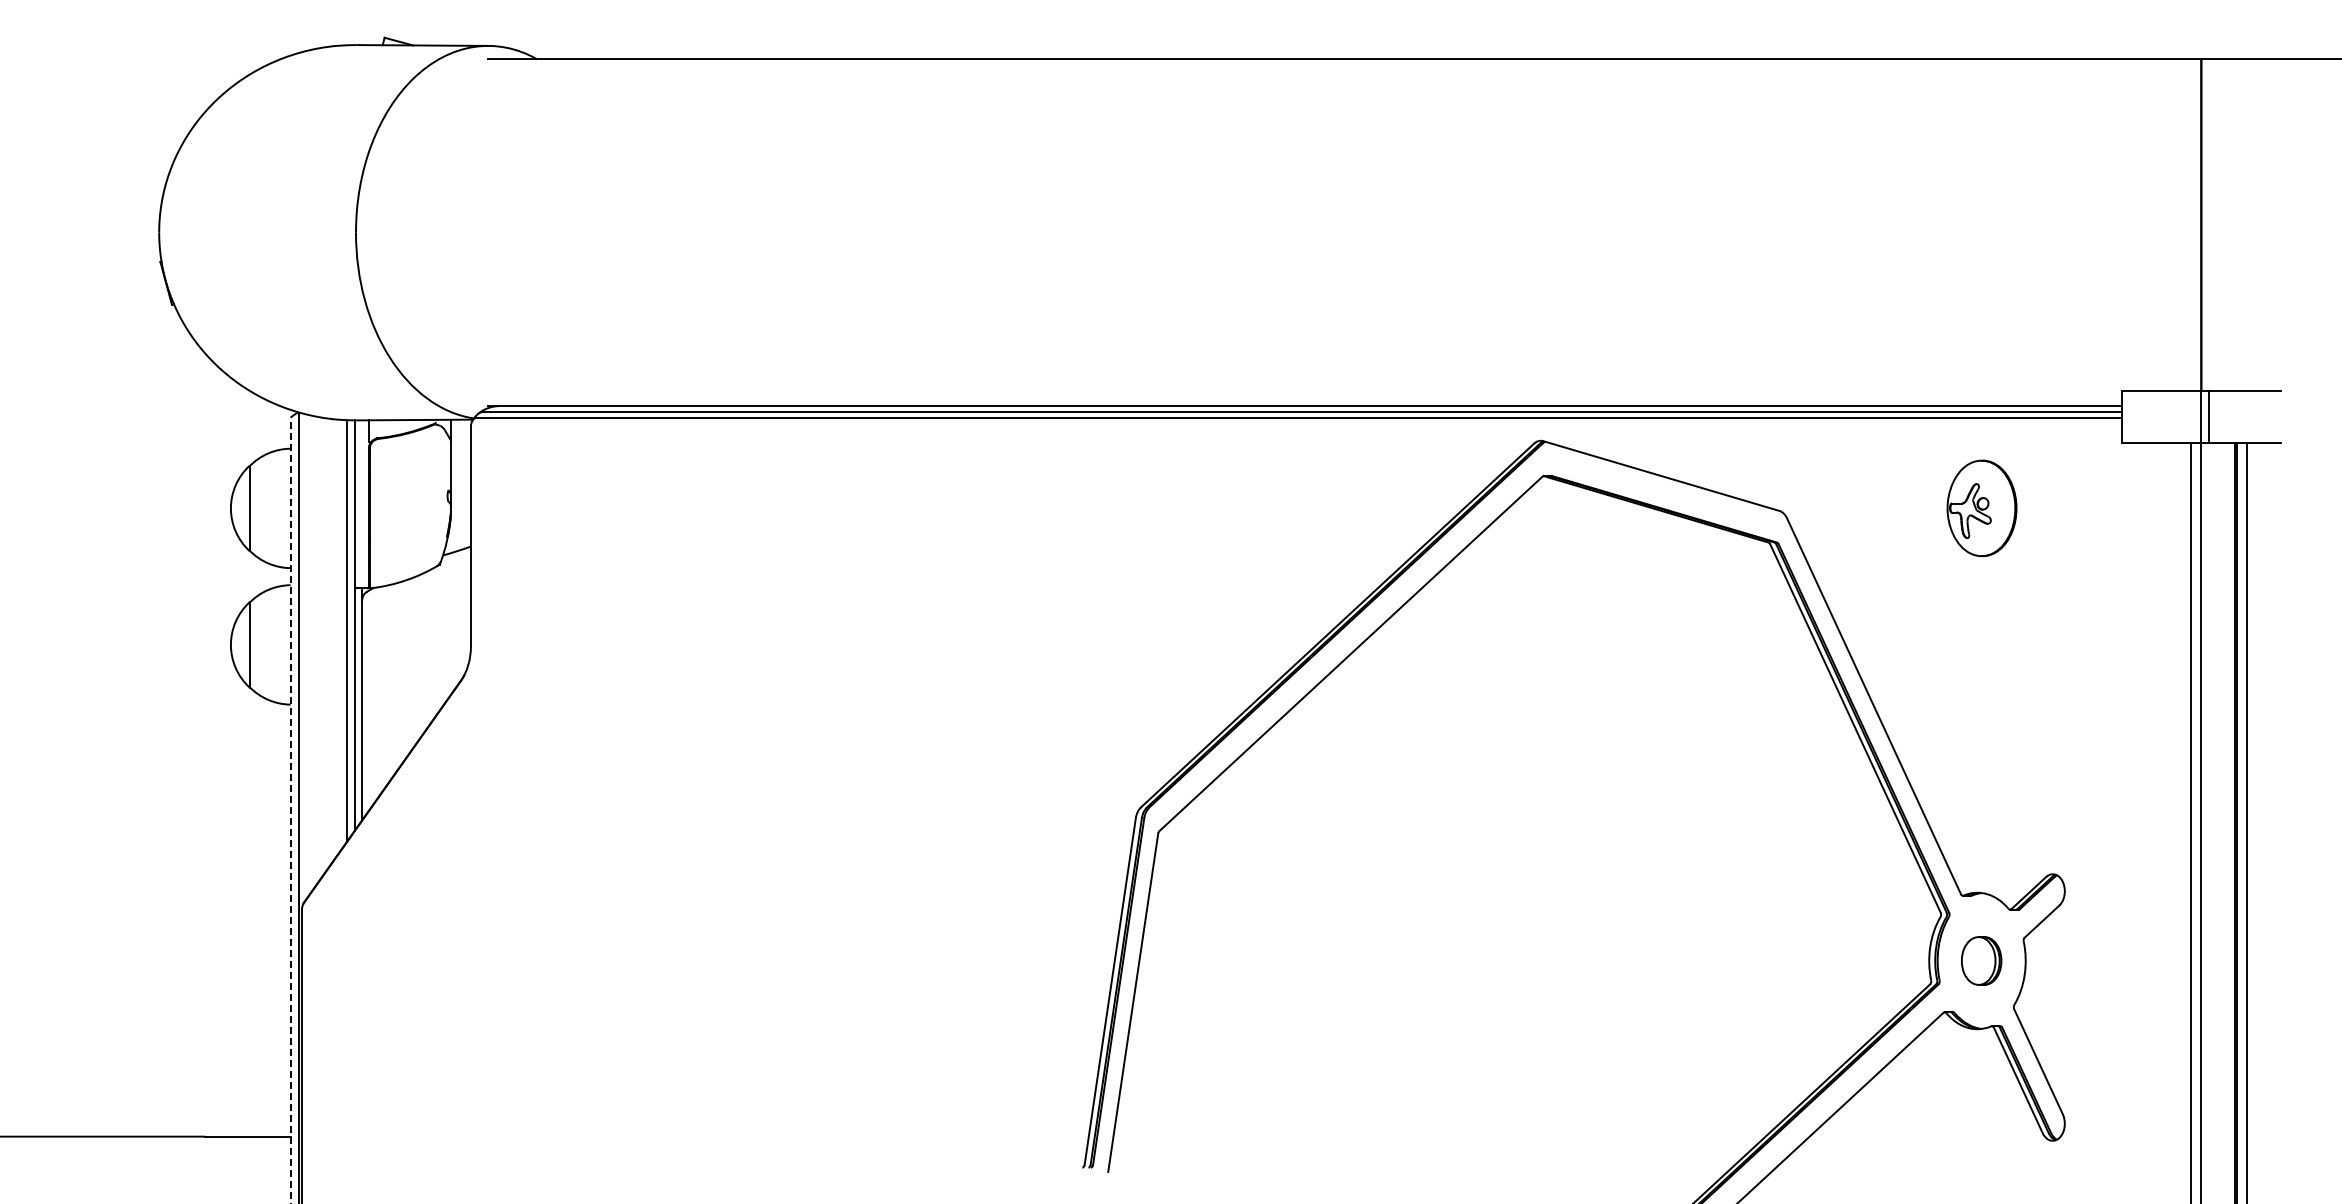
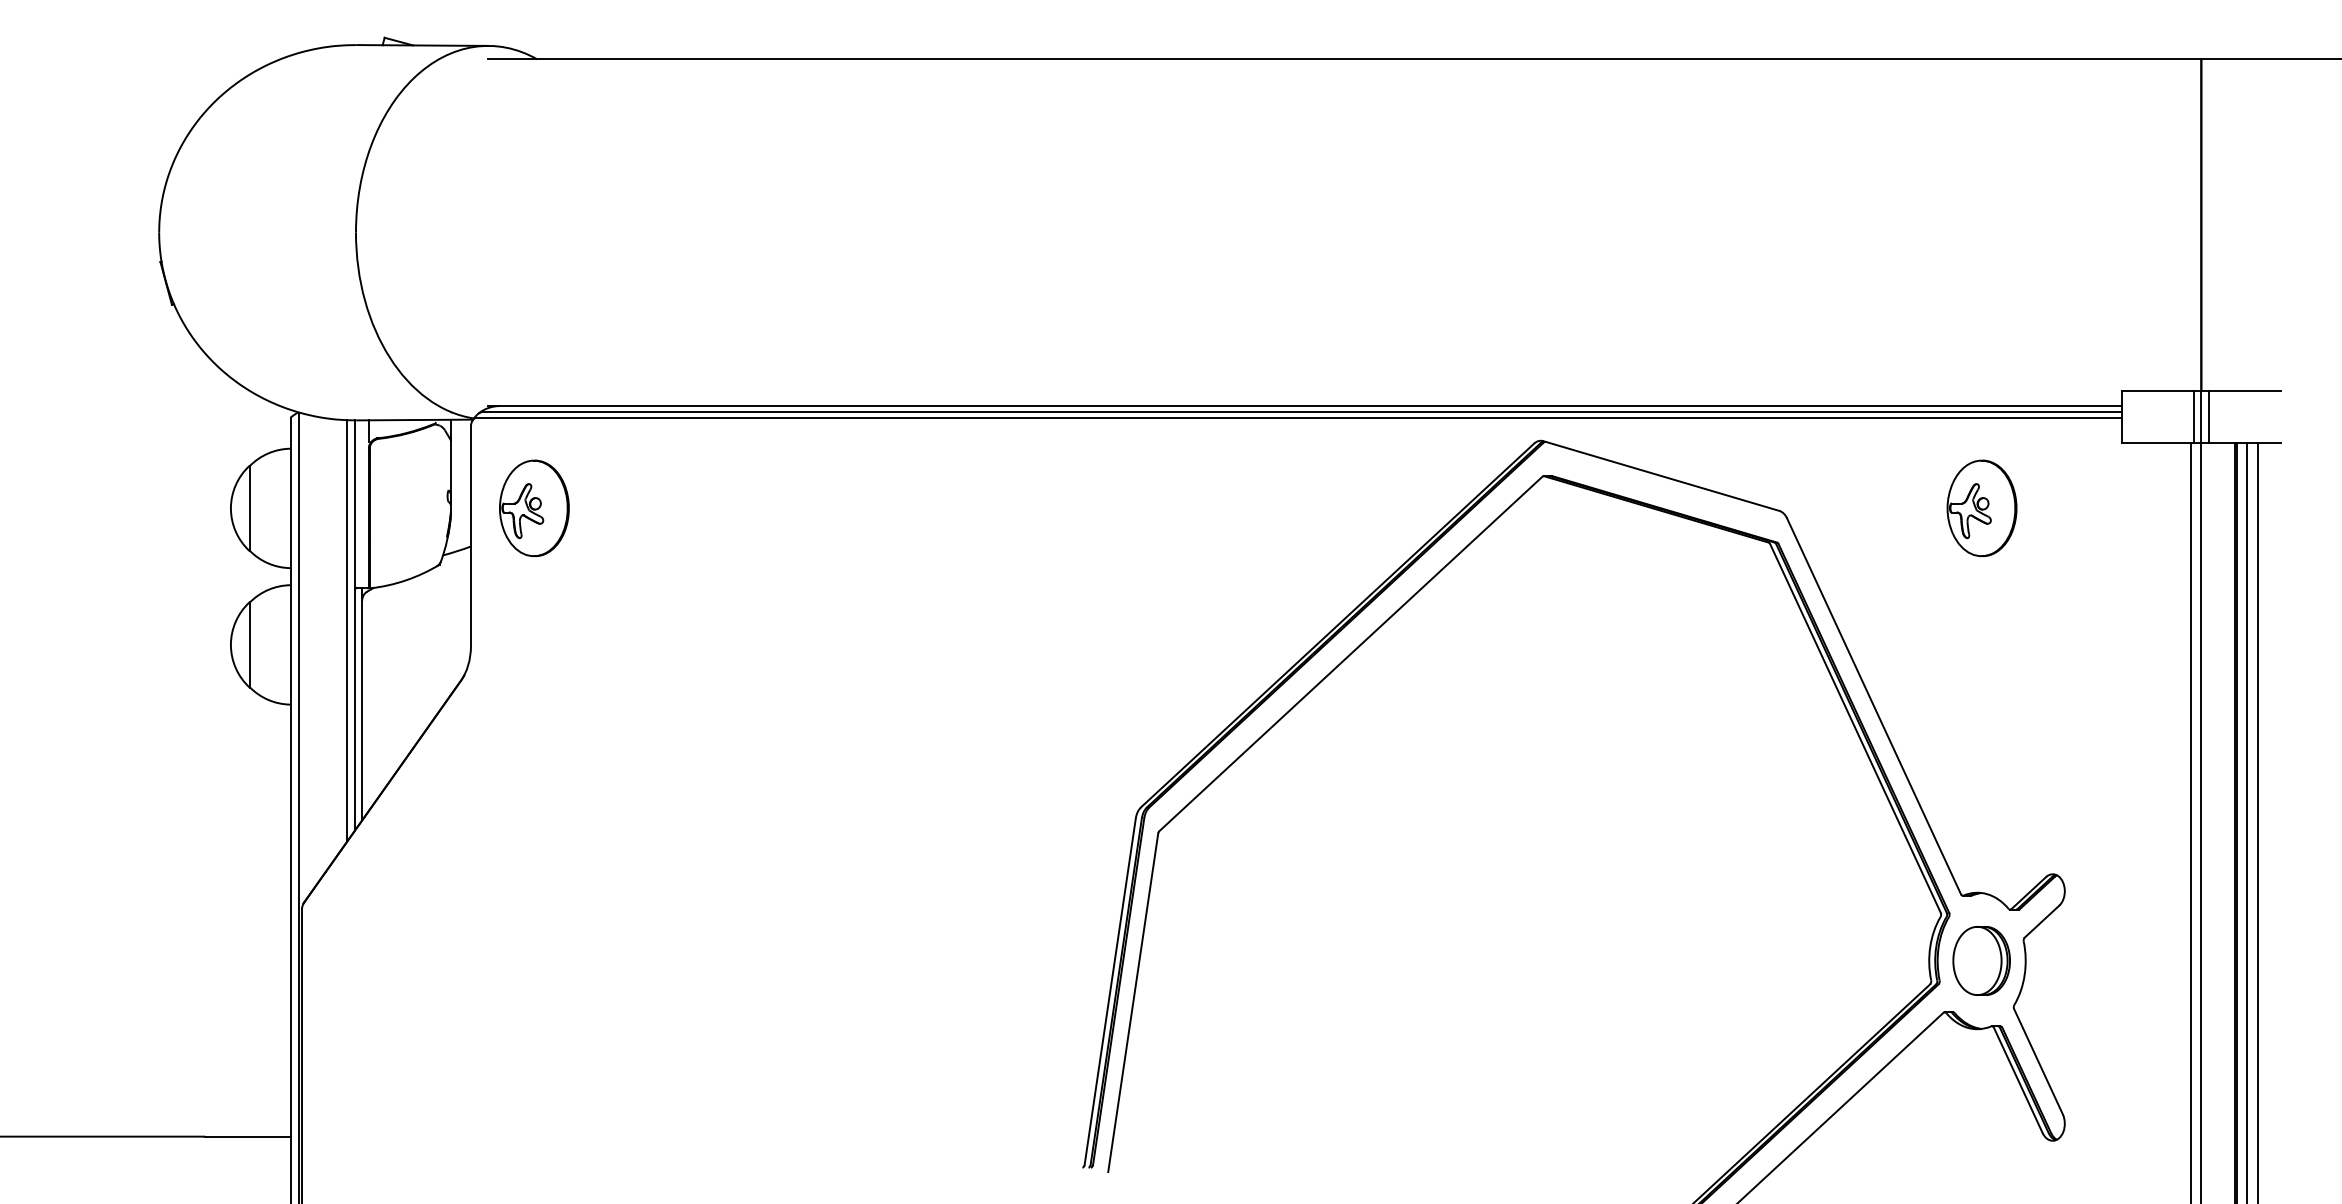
line: none -> present (2194, 416)
part: none -> present (534, 508)
line: dashed -> solid (290, 810)
line: none -> present (2257, 821)
part size: 42x50 px -> 59x70 px (1981, 960)
